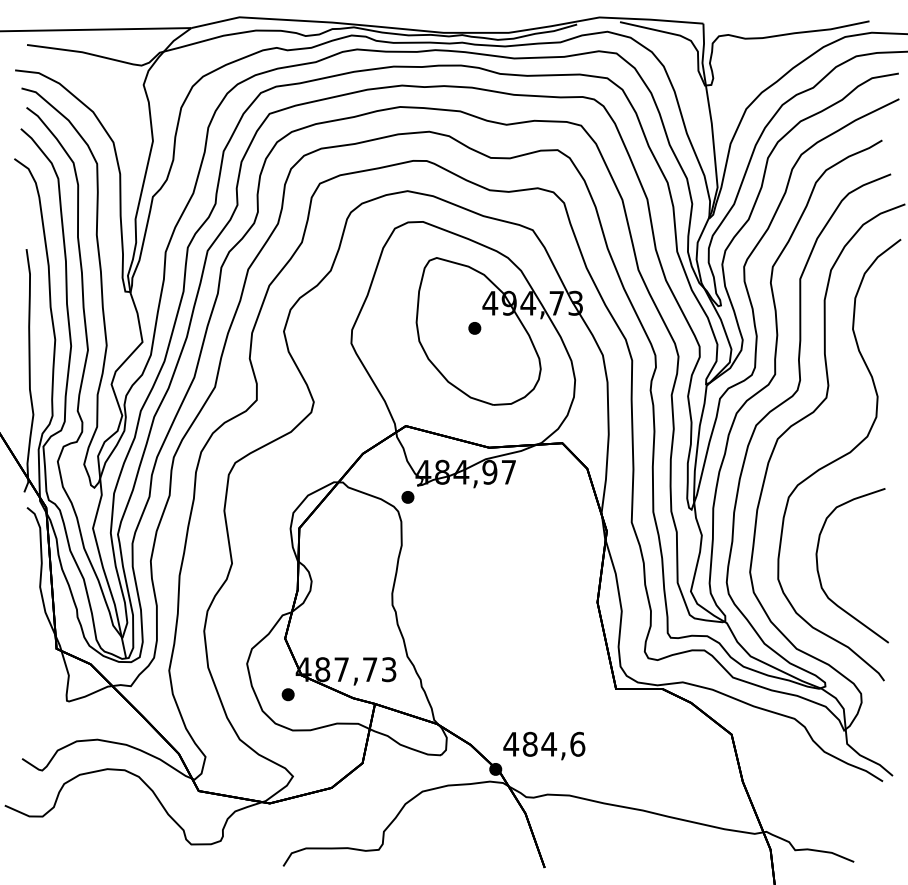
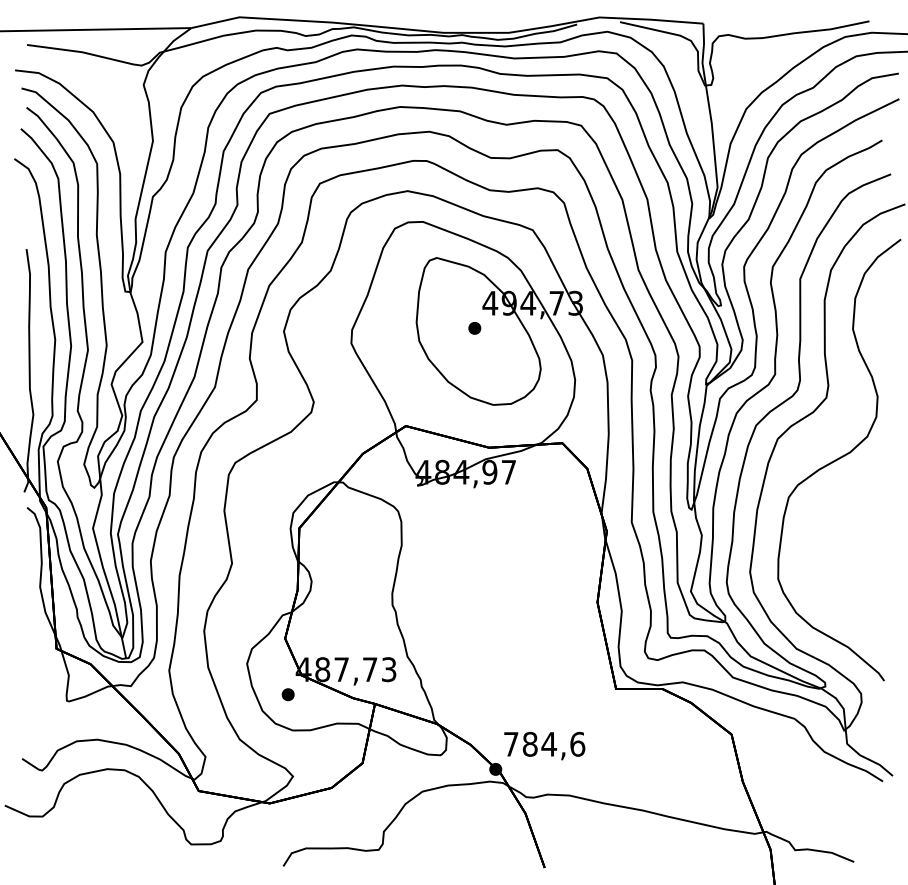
part: present -> none (407, 497)
curve: present -> none (819, 572)
text: 484,6 -> 784,6 (511, 744)
